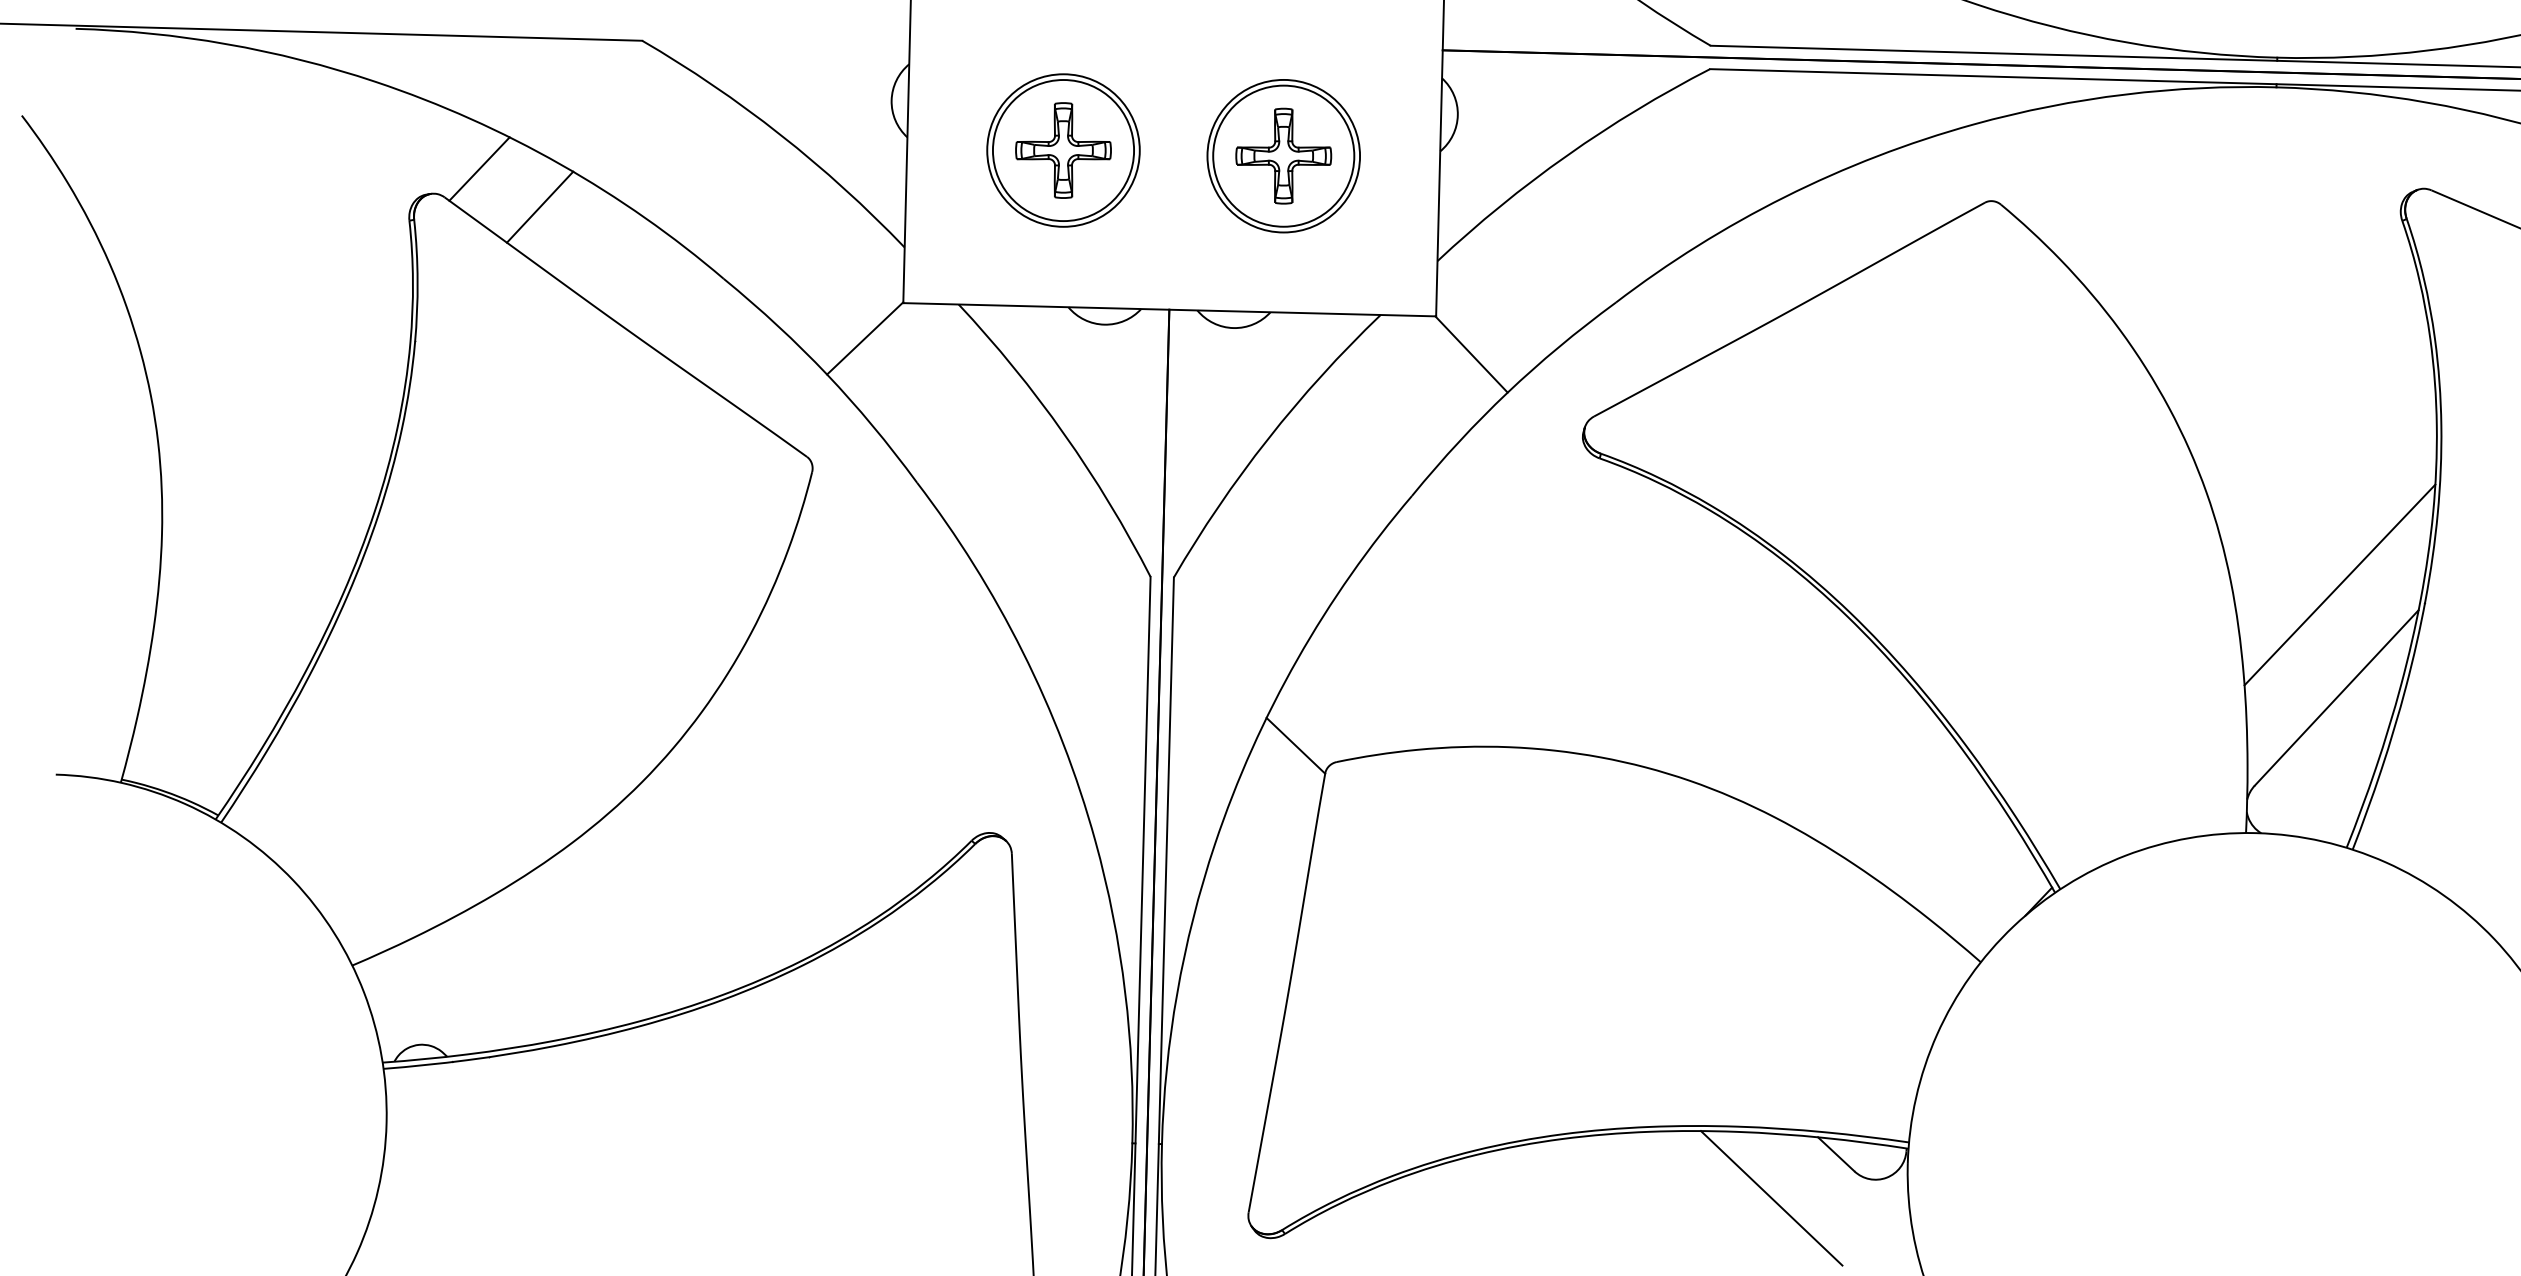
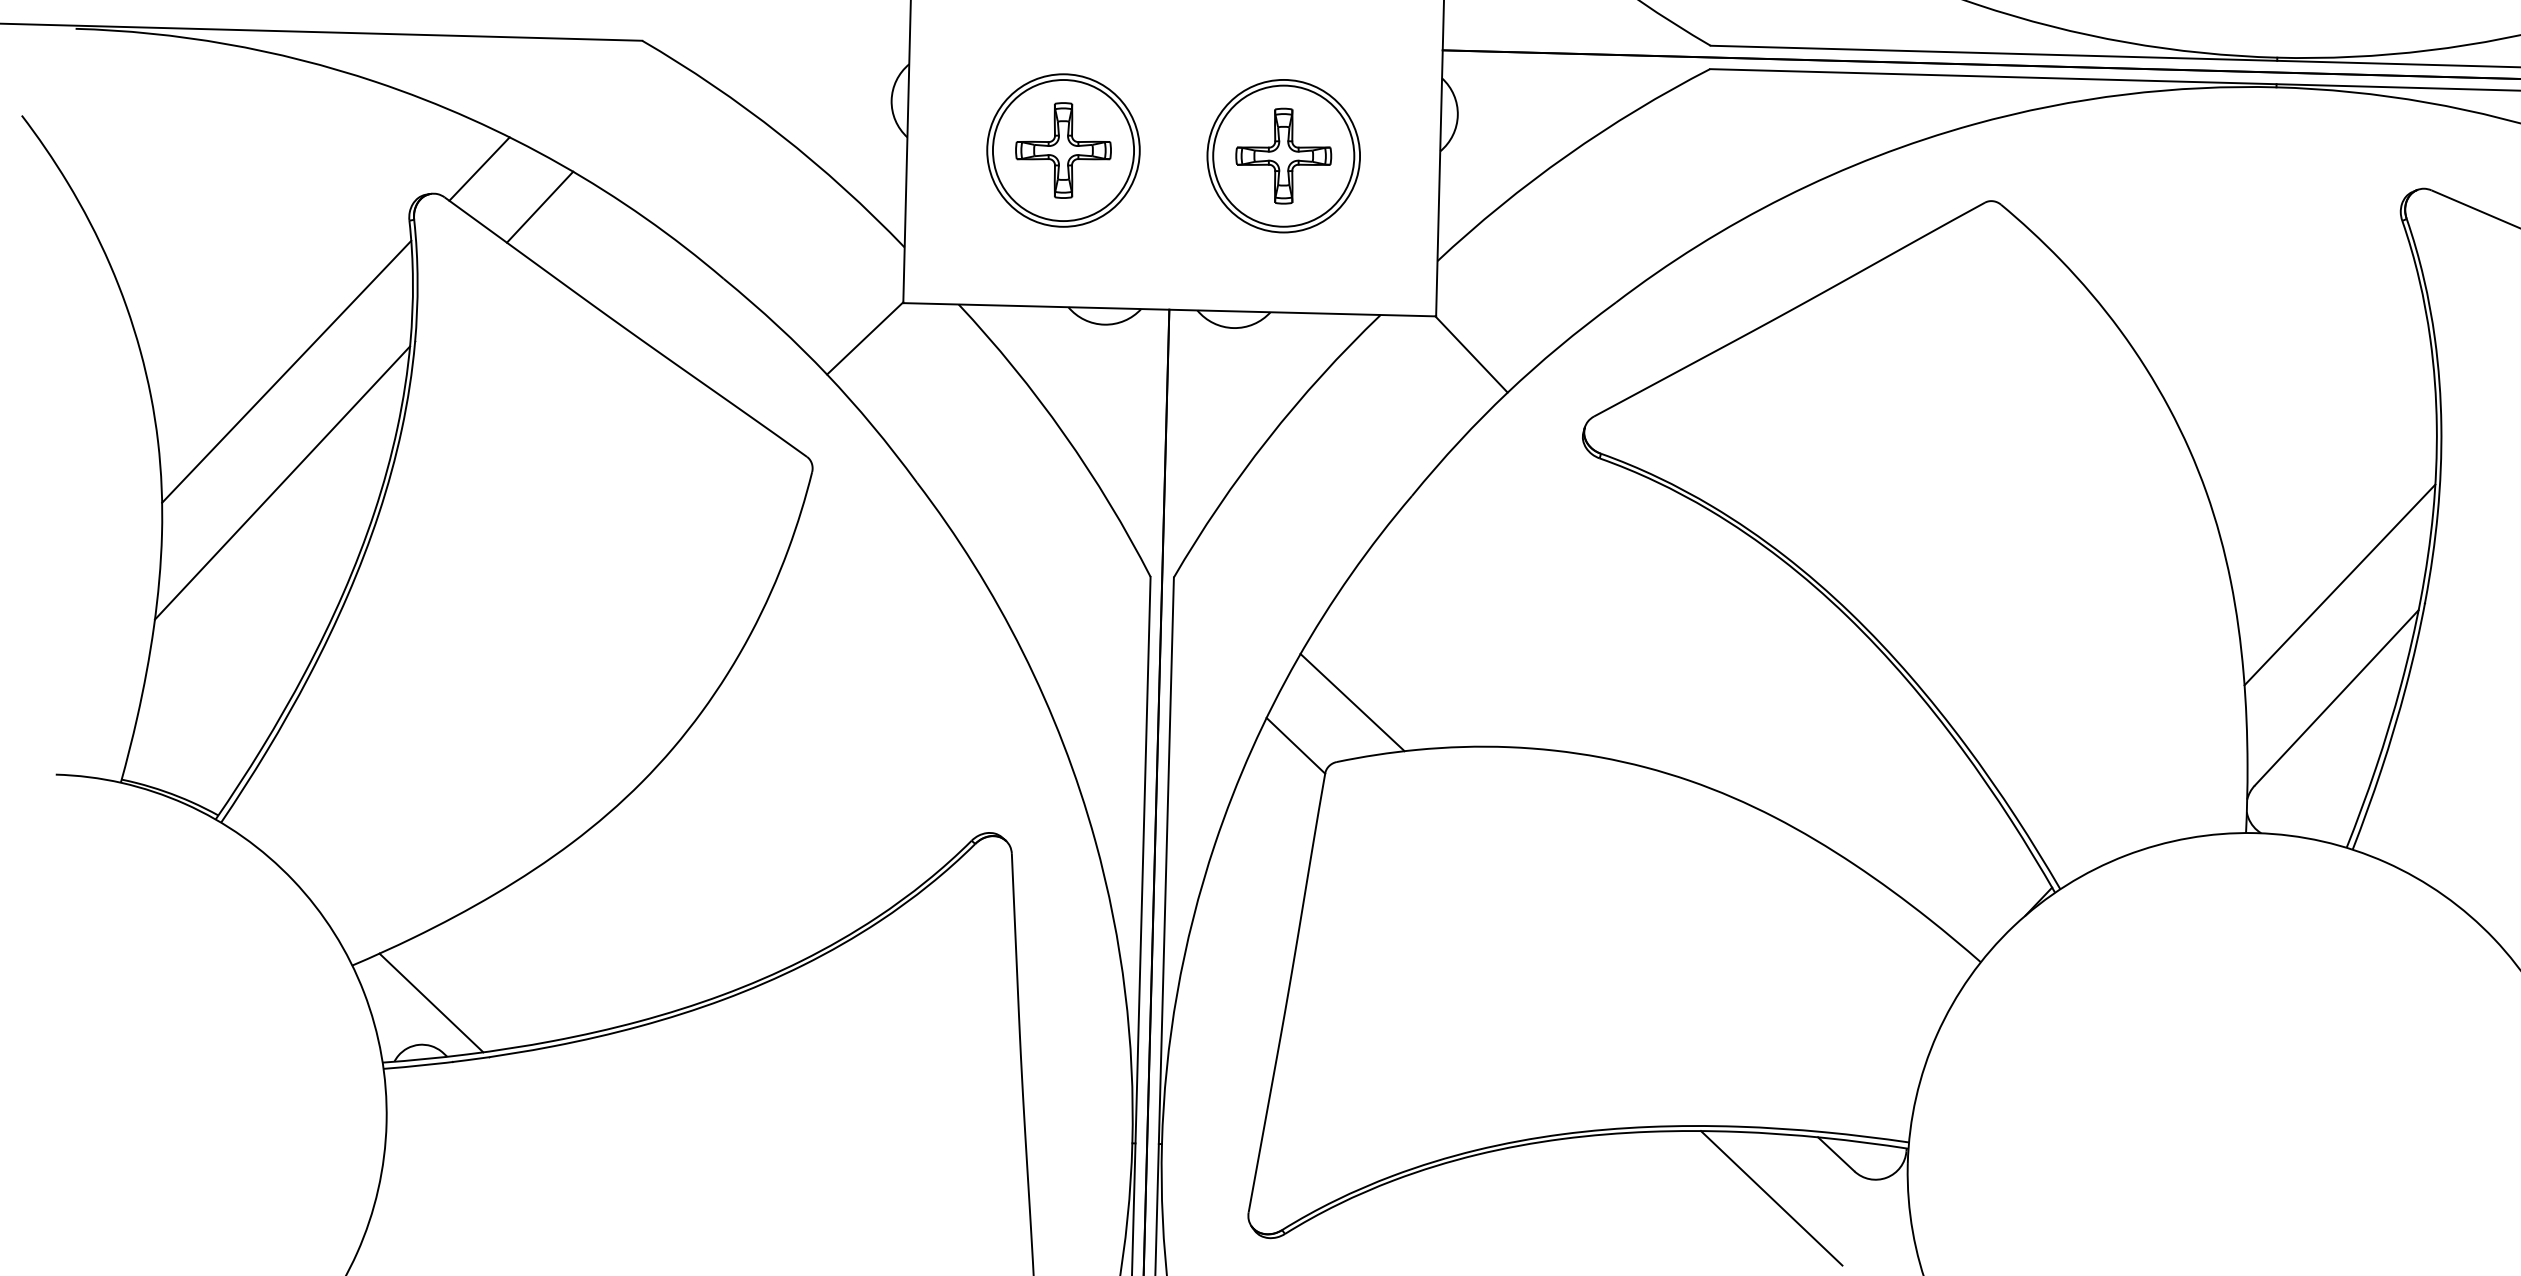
line: none -> present (286, 371)
line: none -> present (282, 482)
line: none -> present (1352, 702)
line: none -> present (431, 1002)
